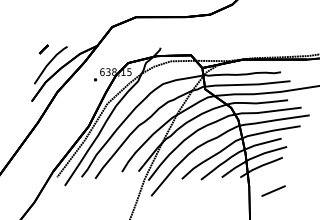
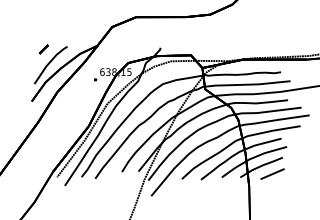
line position: (273, 190) -> (272, 173) (272, 173)
